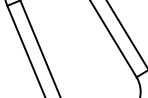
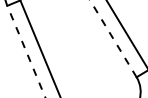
line: solid -> dashed (113, 38)
line: solid -> dashed (26, 51)
